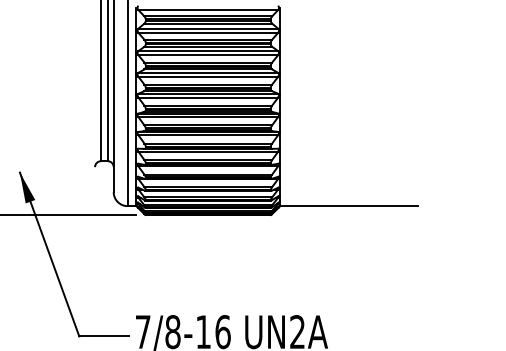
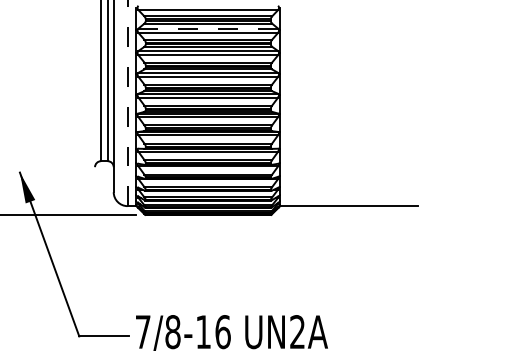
line: solid -> dashed (208, 28)
line: solid -> dashed (127, 103)
